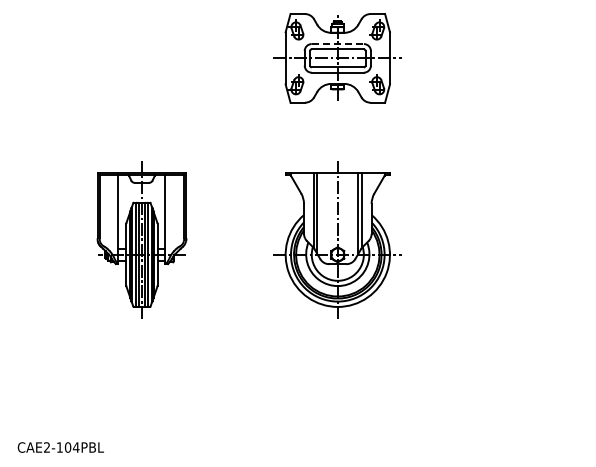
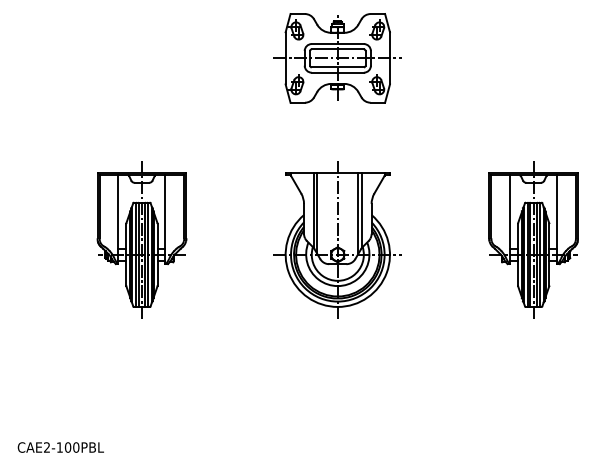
line: dashed -> solid (338, 44)
part: none -> present (533, 239)
text: CAE2-104PBL -> CAE2-100PBL (75, 447)
